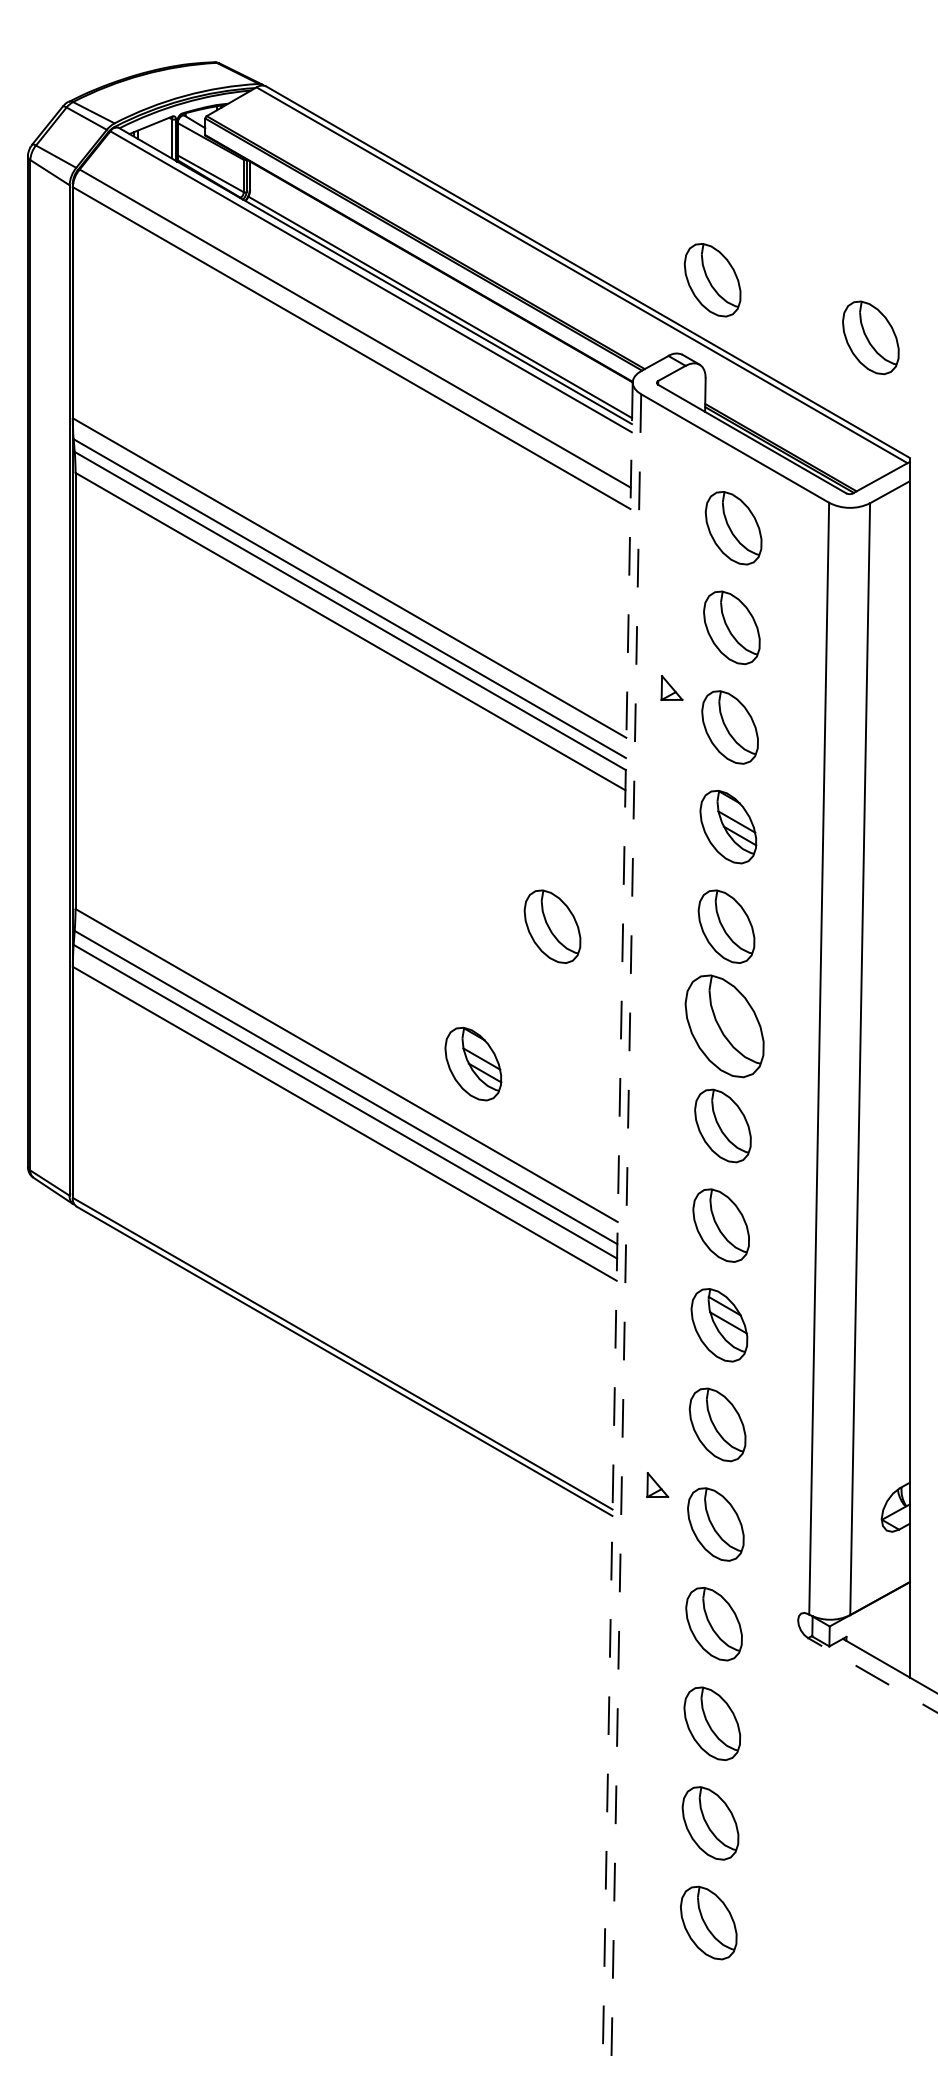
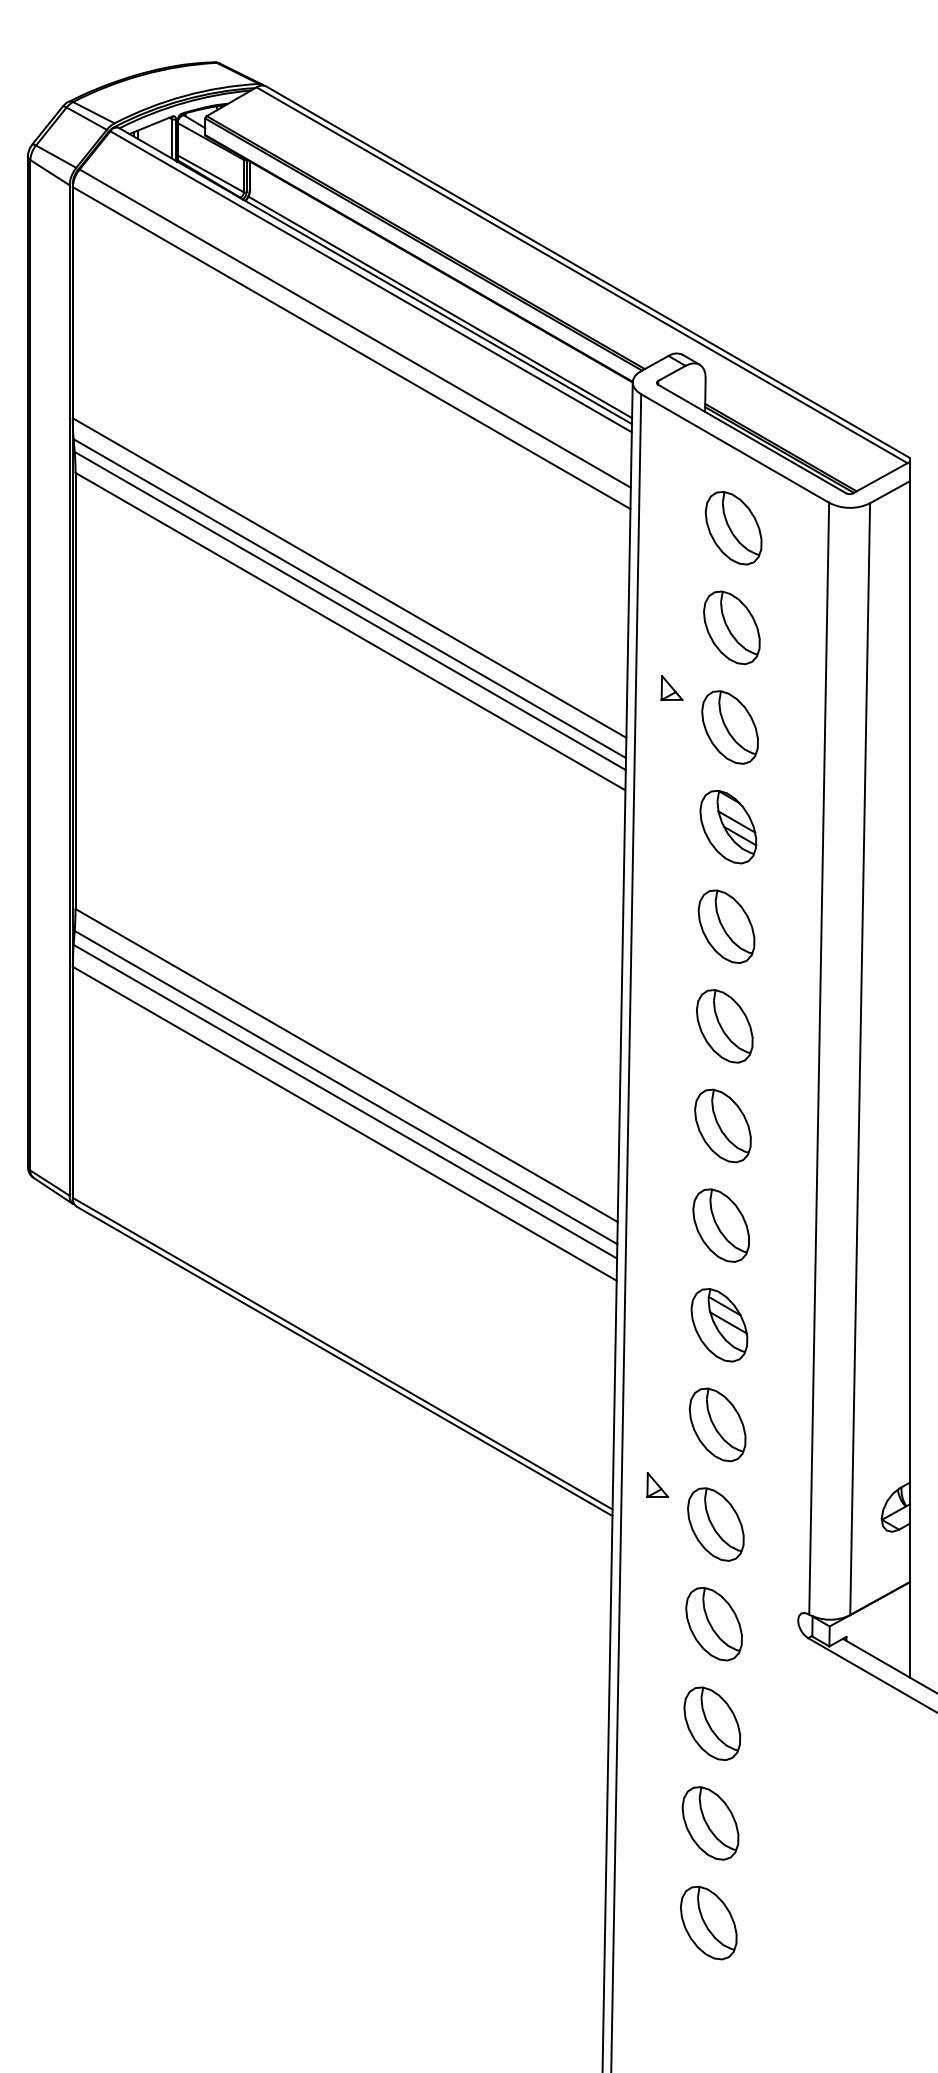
part: present -> none (712, 280)
part: present -> none (870, 337)
part: present -> none (552, 926)
part size: 81x105 px -> 58x75 px (724, 1026)
part: present -> none (473, 1063)
line: dashed -> solid (617, 1228)
line: dashed -> solid (626, 1234)
line: dashed -> solid (872, 1675)
